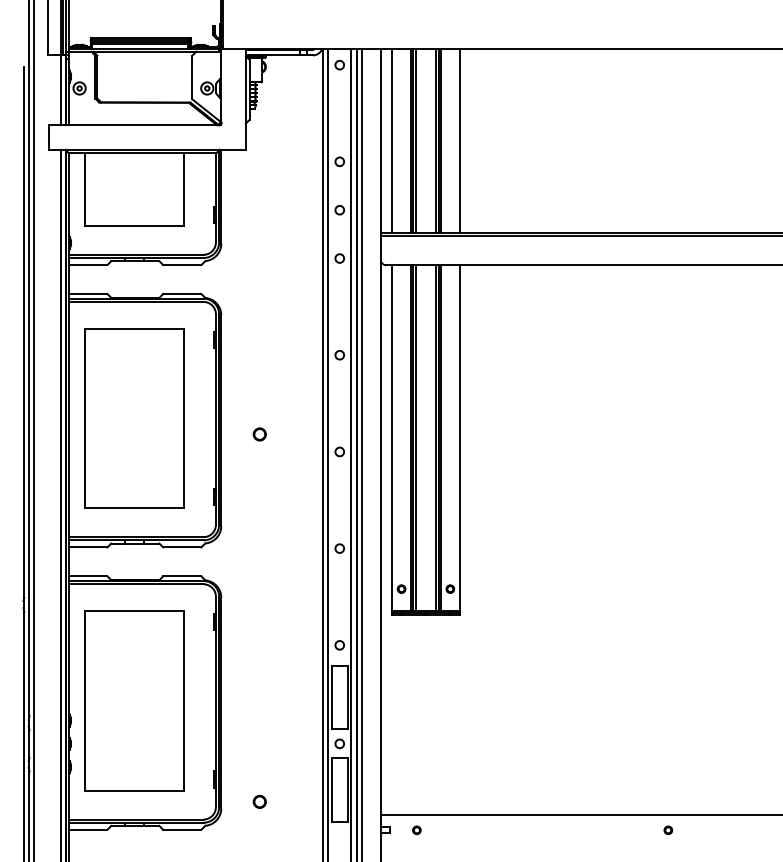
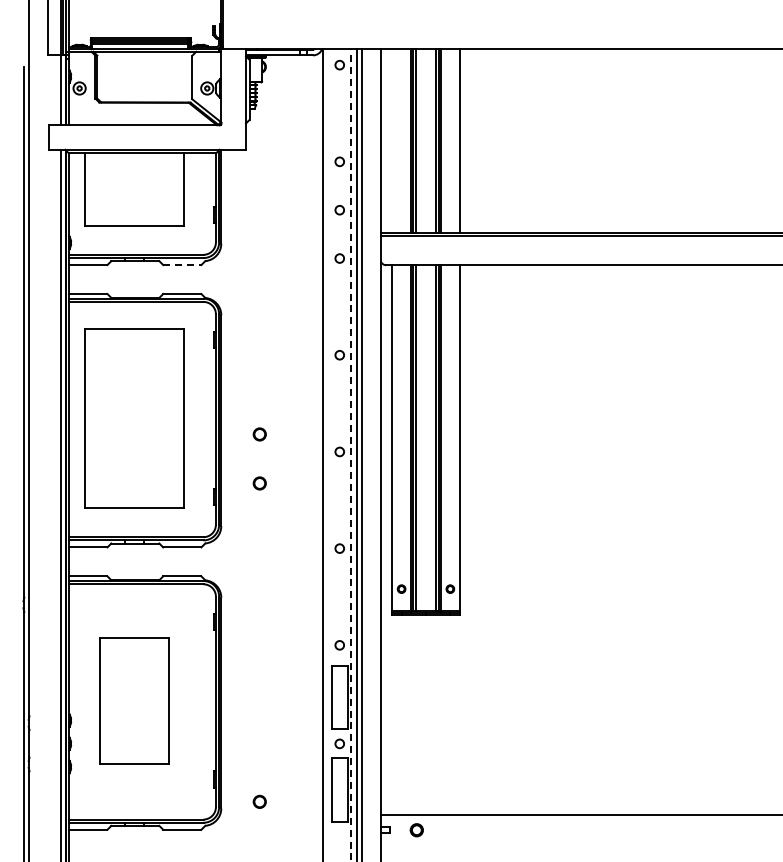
line: present -> none (391, 140)
line: solid -> dashed (182, 265)
line: present -> none (34, 430)
line: present -> none (328, 453)
line: solid -> dashed (351, 454)
circle: none -> present (259, 483)
part size: 101x182 px -> 71x128 px (134, 700)
part size: 10x11 px -> 15x15 px (416, 830)
part: present -> none (668, 830)
